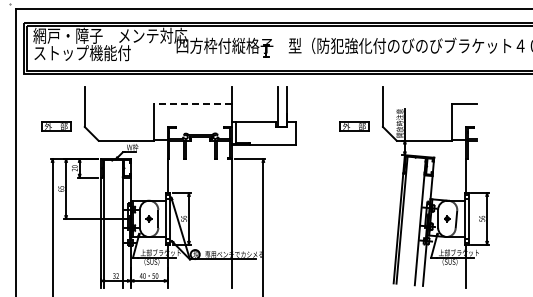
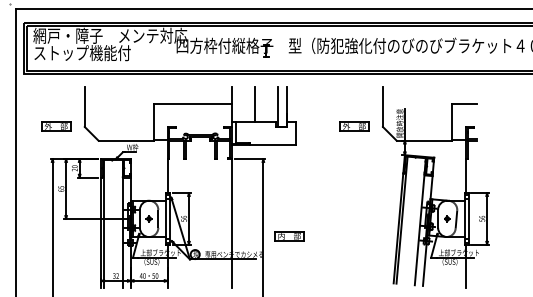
line: dashed -> solid (192, 103)
line: none -> present (254, 104)
part: none -> present (289, 236)
